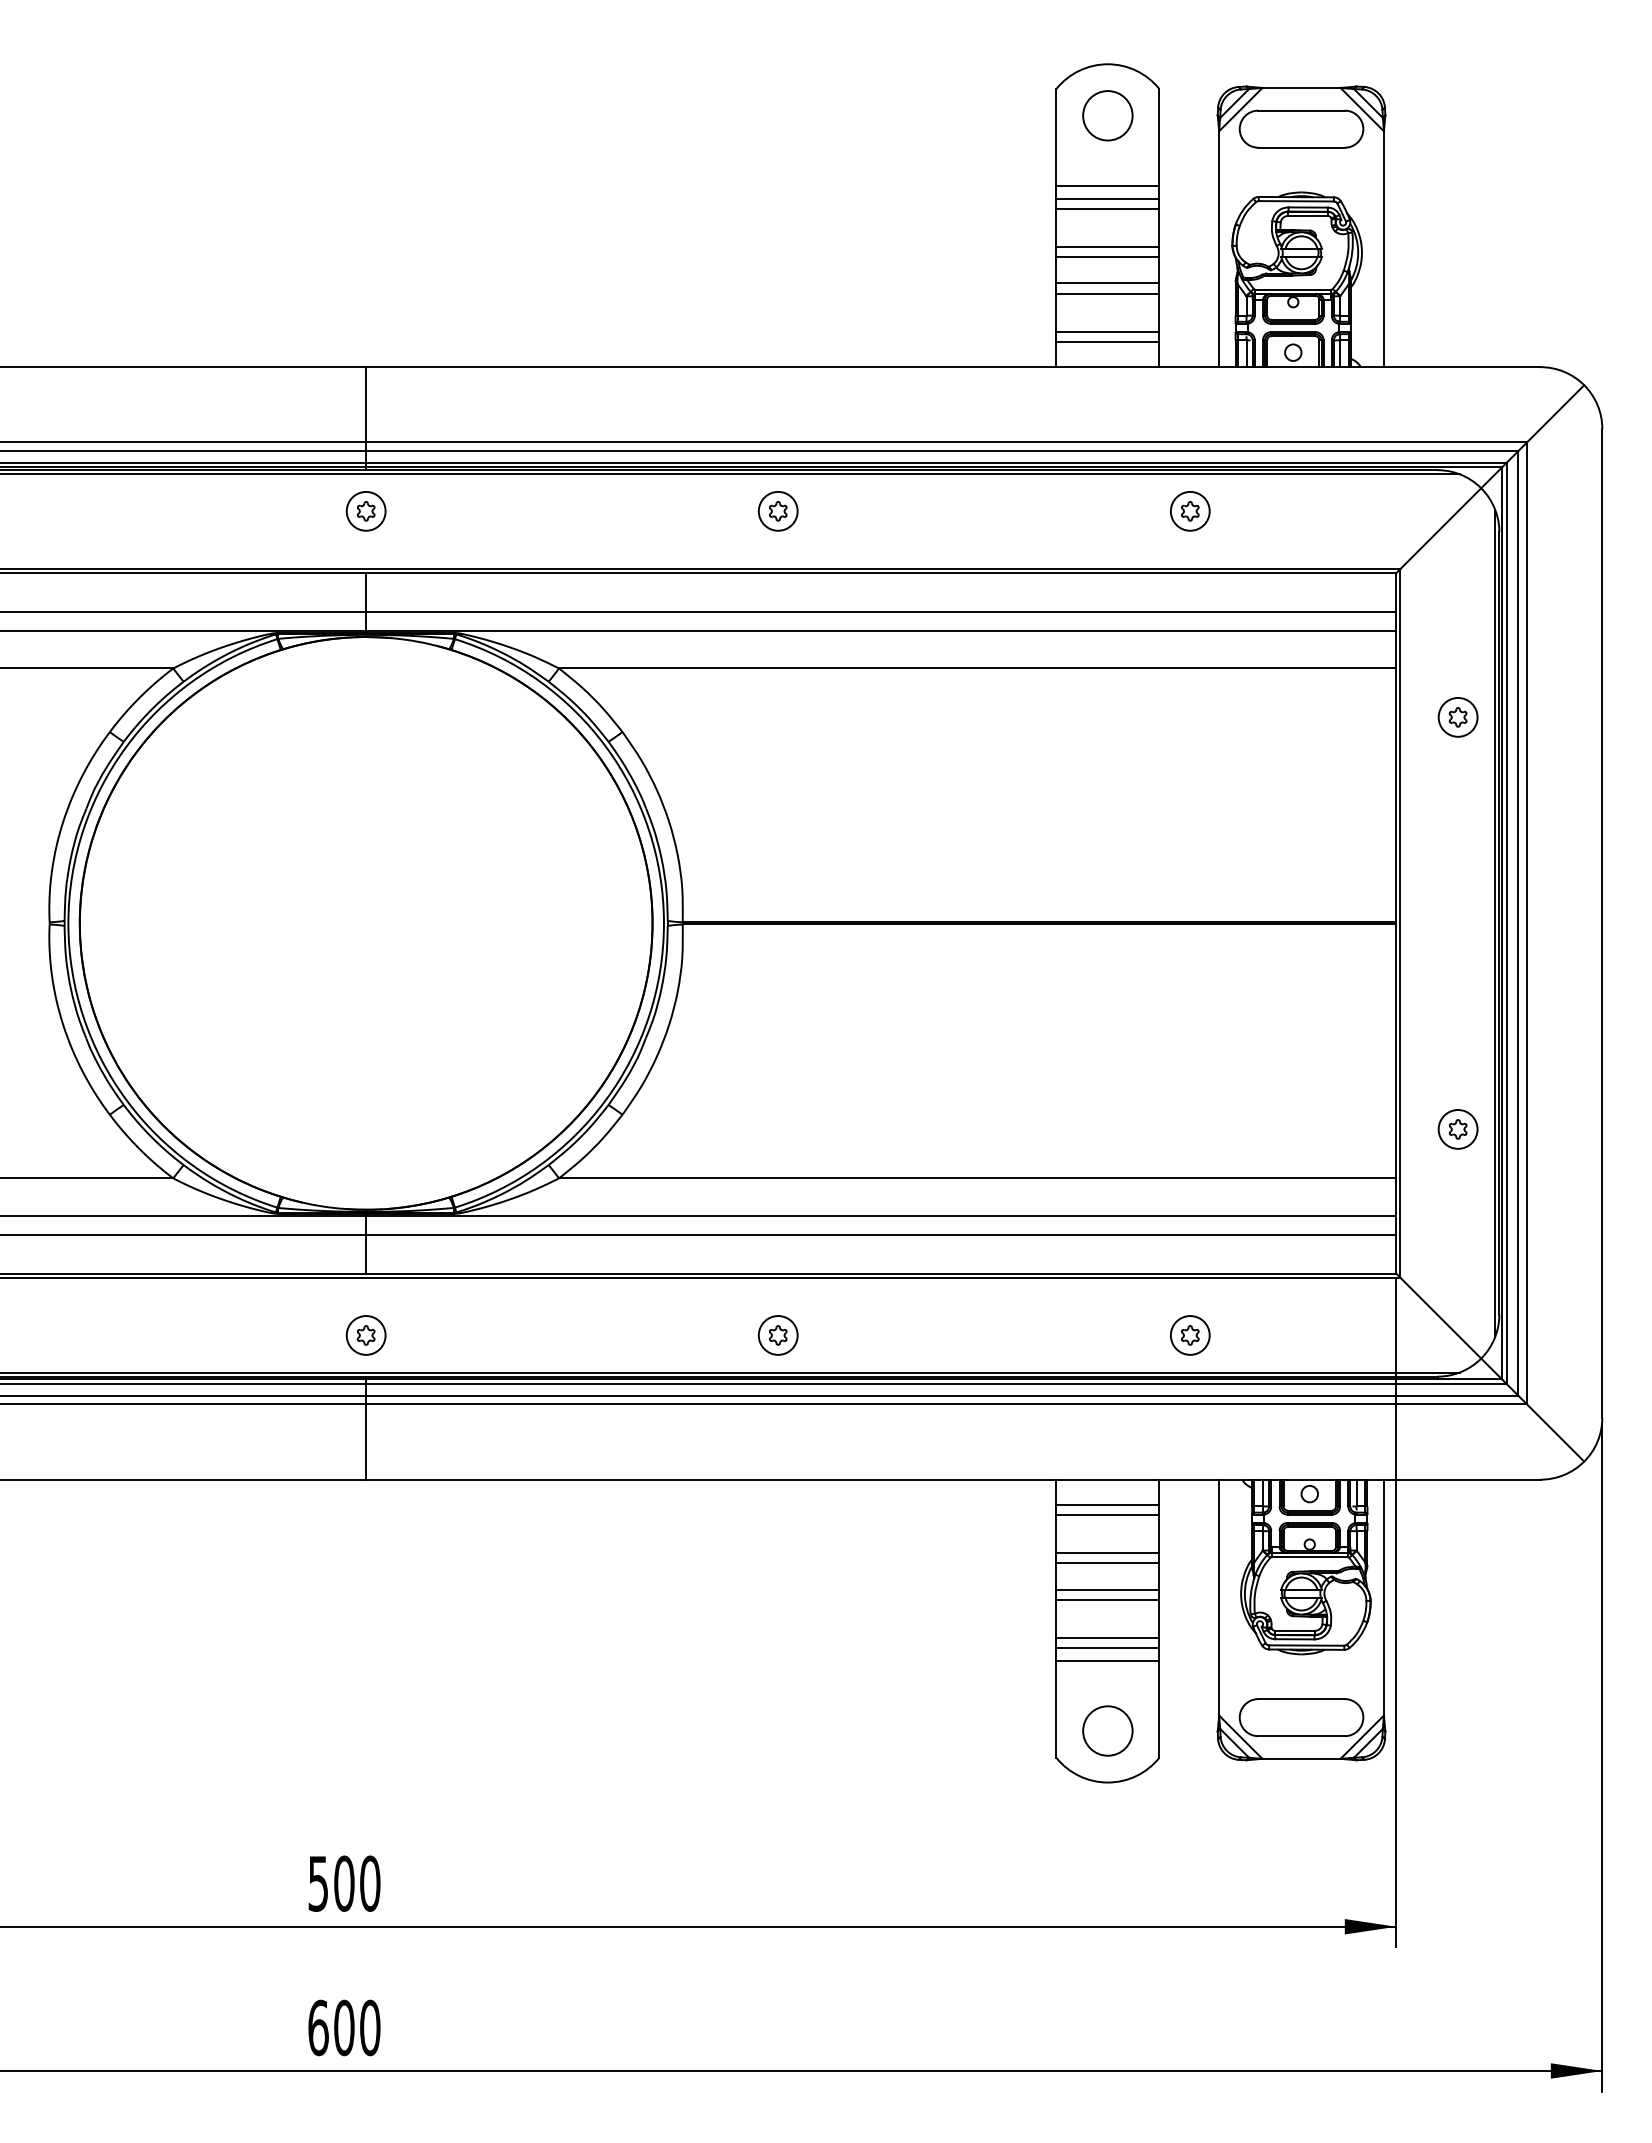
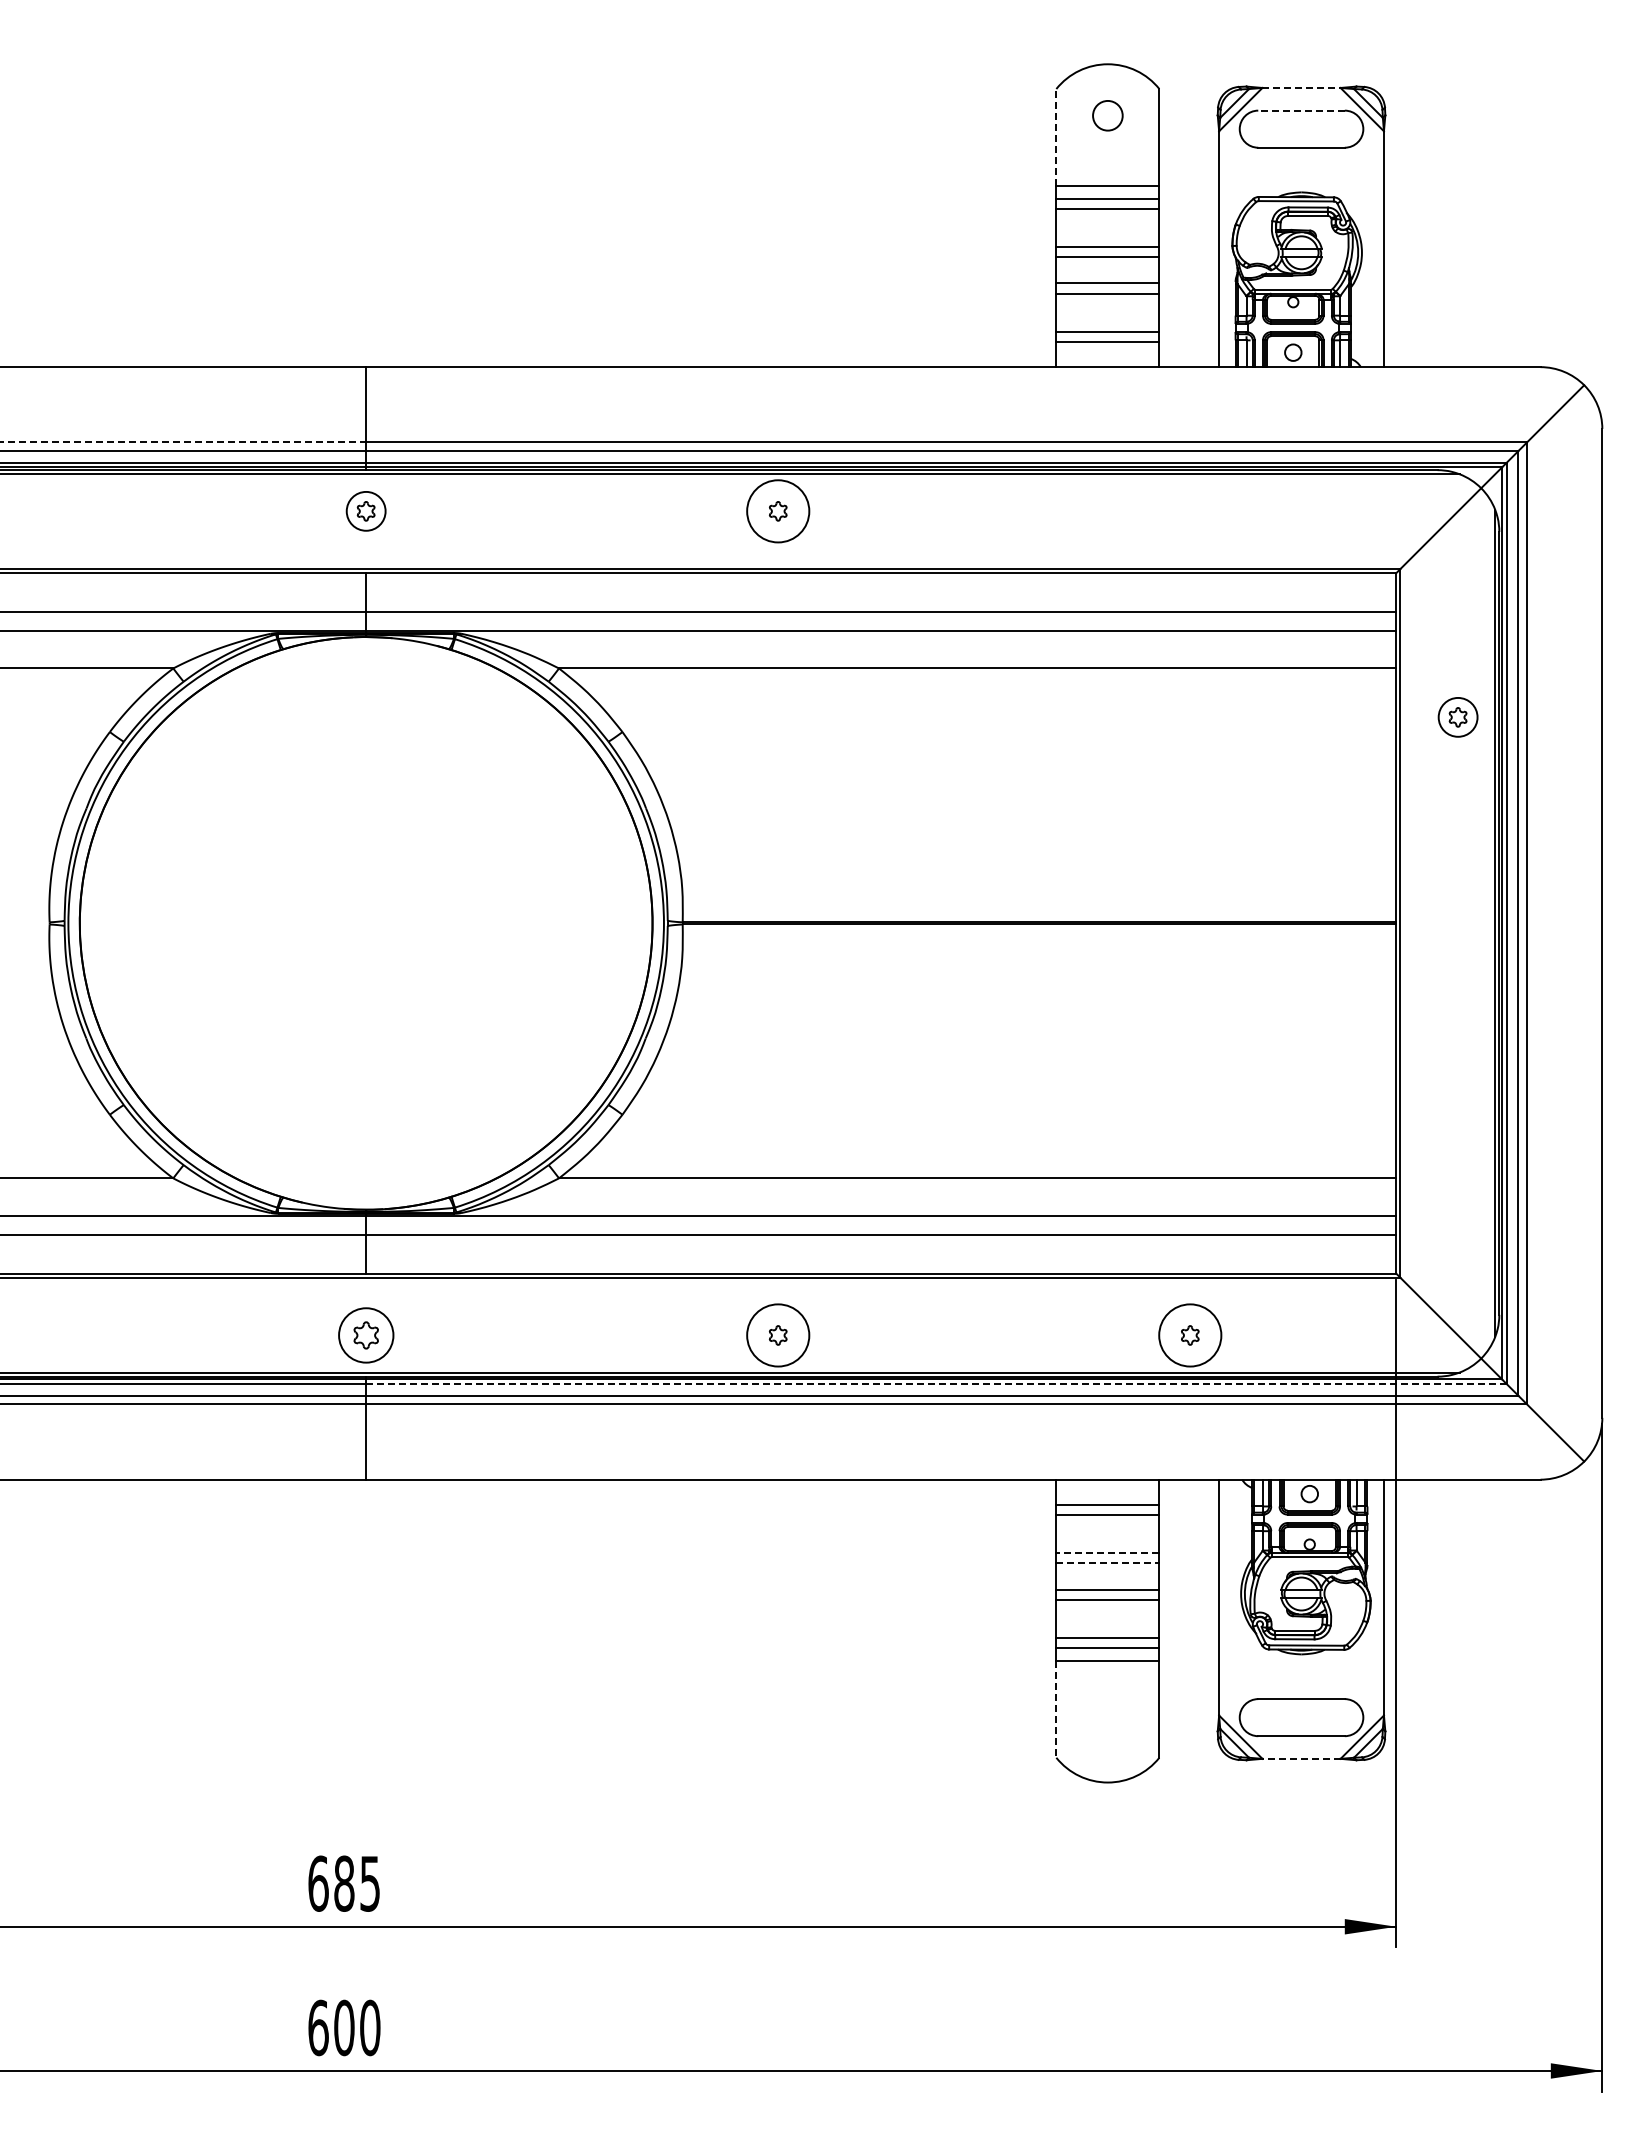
line: solid -> dashed (1302, 87)
line: solid -> dashed (1301, 110)
circle diameter: 49 px -> 30 px (1107, 115)
line: solid -> dashed (1056, 136)
line: solid -> dashed (183, 442)
circle diameter: 39 px -> 62 px (778, 511)
part: present -> none (1190, 511)
part: present -> none (1457, 1129)
part size: 42x41 px -> 57x57 px (366, 1335)
circle diameter: 39 px -> 62 px (778, 1335)
circle diameter: 39 px -> 62 px (1190, 1335)
line: solid -> dashed (935, 1383)
line: solid -> dashed (1107, 1553)
line: solid -> dashed (1107, 1563)
line: solid -> dashed (1056, 1709)
circle: present -> none (1107, 1730)
line: solid -> dashed (1301, 1758)
text: 500 -> 685 (344, 1883)
